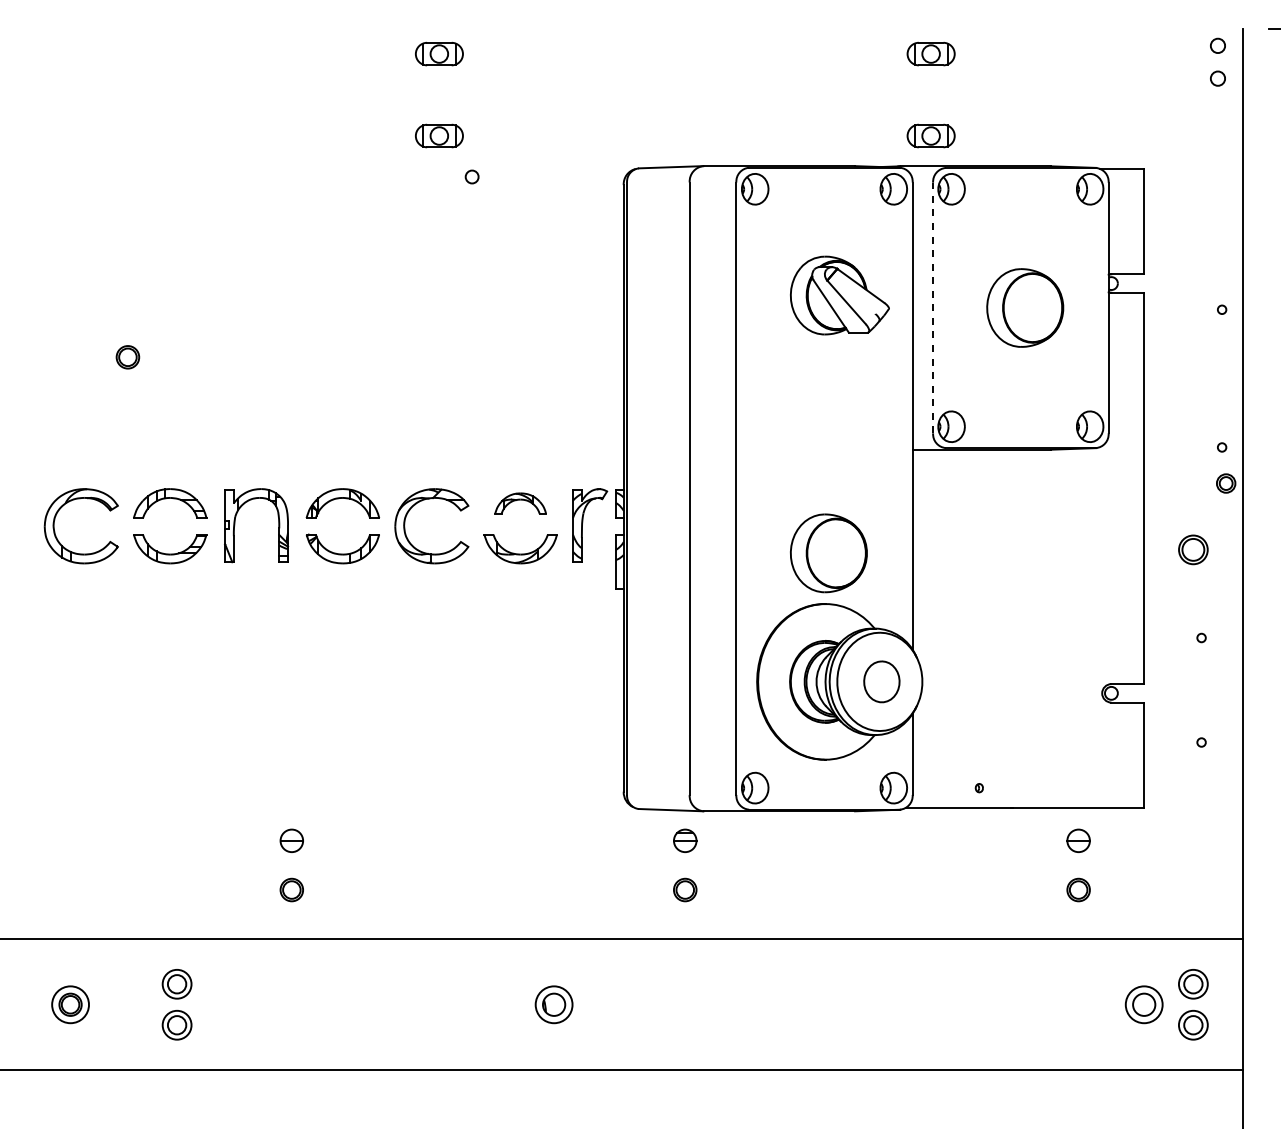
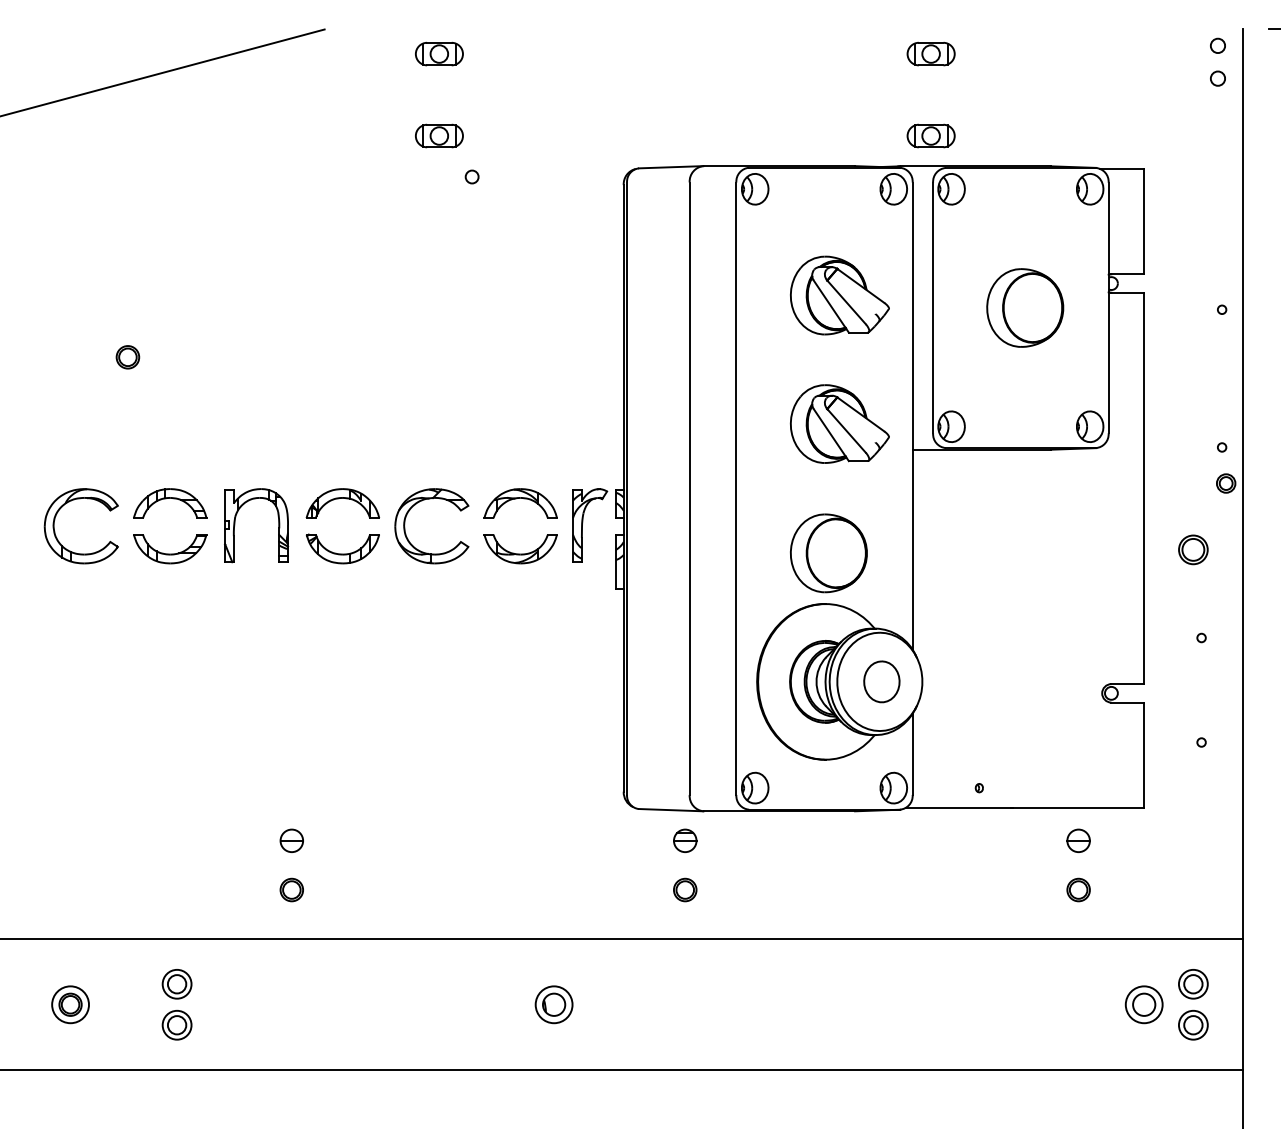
line: none -> present (163, 72)
line: dashed -> solid (933, 307)
part: none -> present (839, 423)
part size: 53x23 px -> 75x31 px (520, 503)
